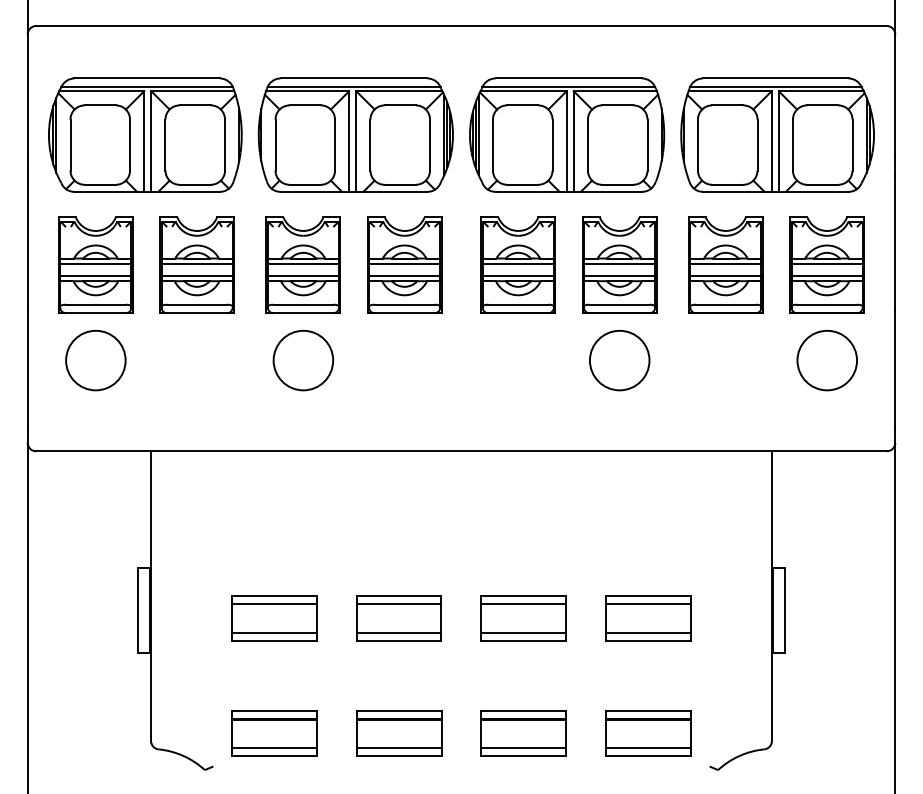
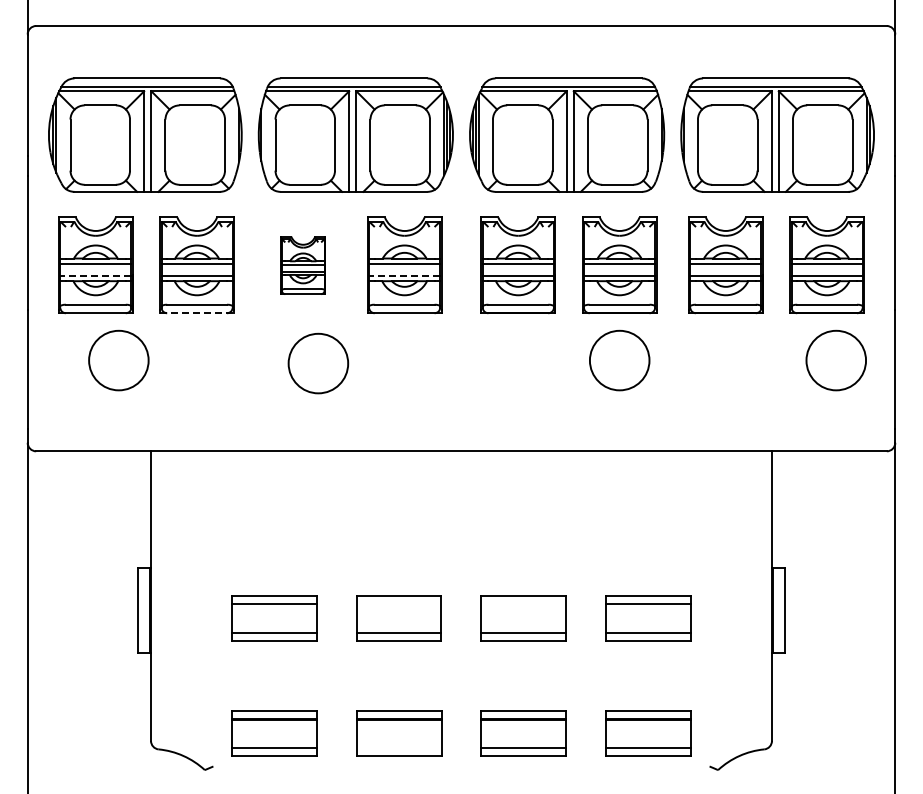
part size: 76x99 px -> 46x59 px (302, 265)
line: solid -> dashed (95, 275)
line: solid -> dashed (404, 275)
line: solid -> dashed (197, 313)
circle position: (95, 360) -> (118, 360) (118, 360)
circle position: (303, 360) -> (318, 363) (318, 363)
circle position: (826, 360) -> (835, 360) (835, 360)
line: present -> none (398, 604)
line: present -> none (523, 604)
line: present -> none (398, 747)
